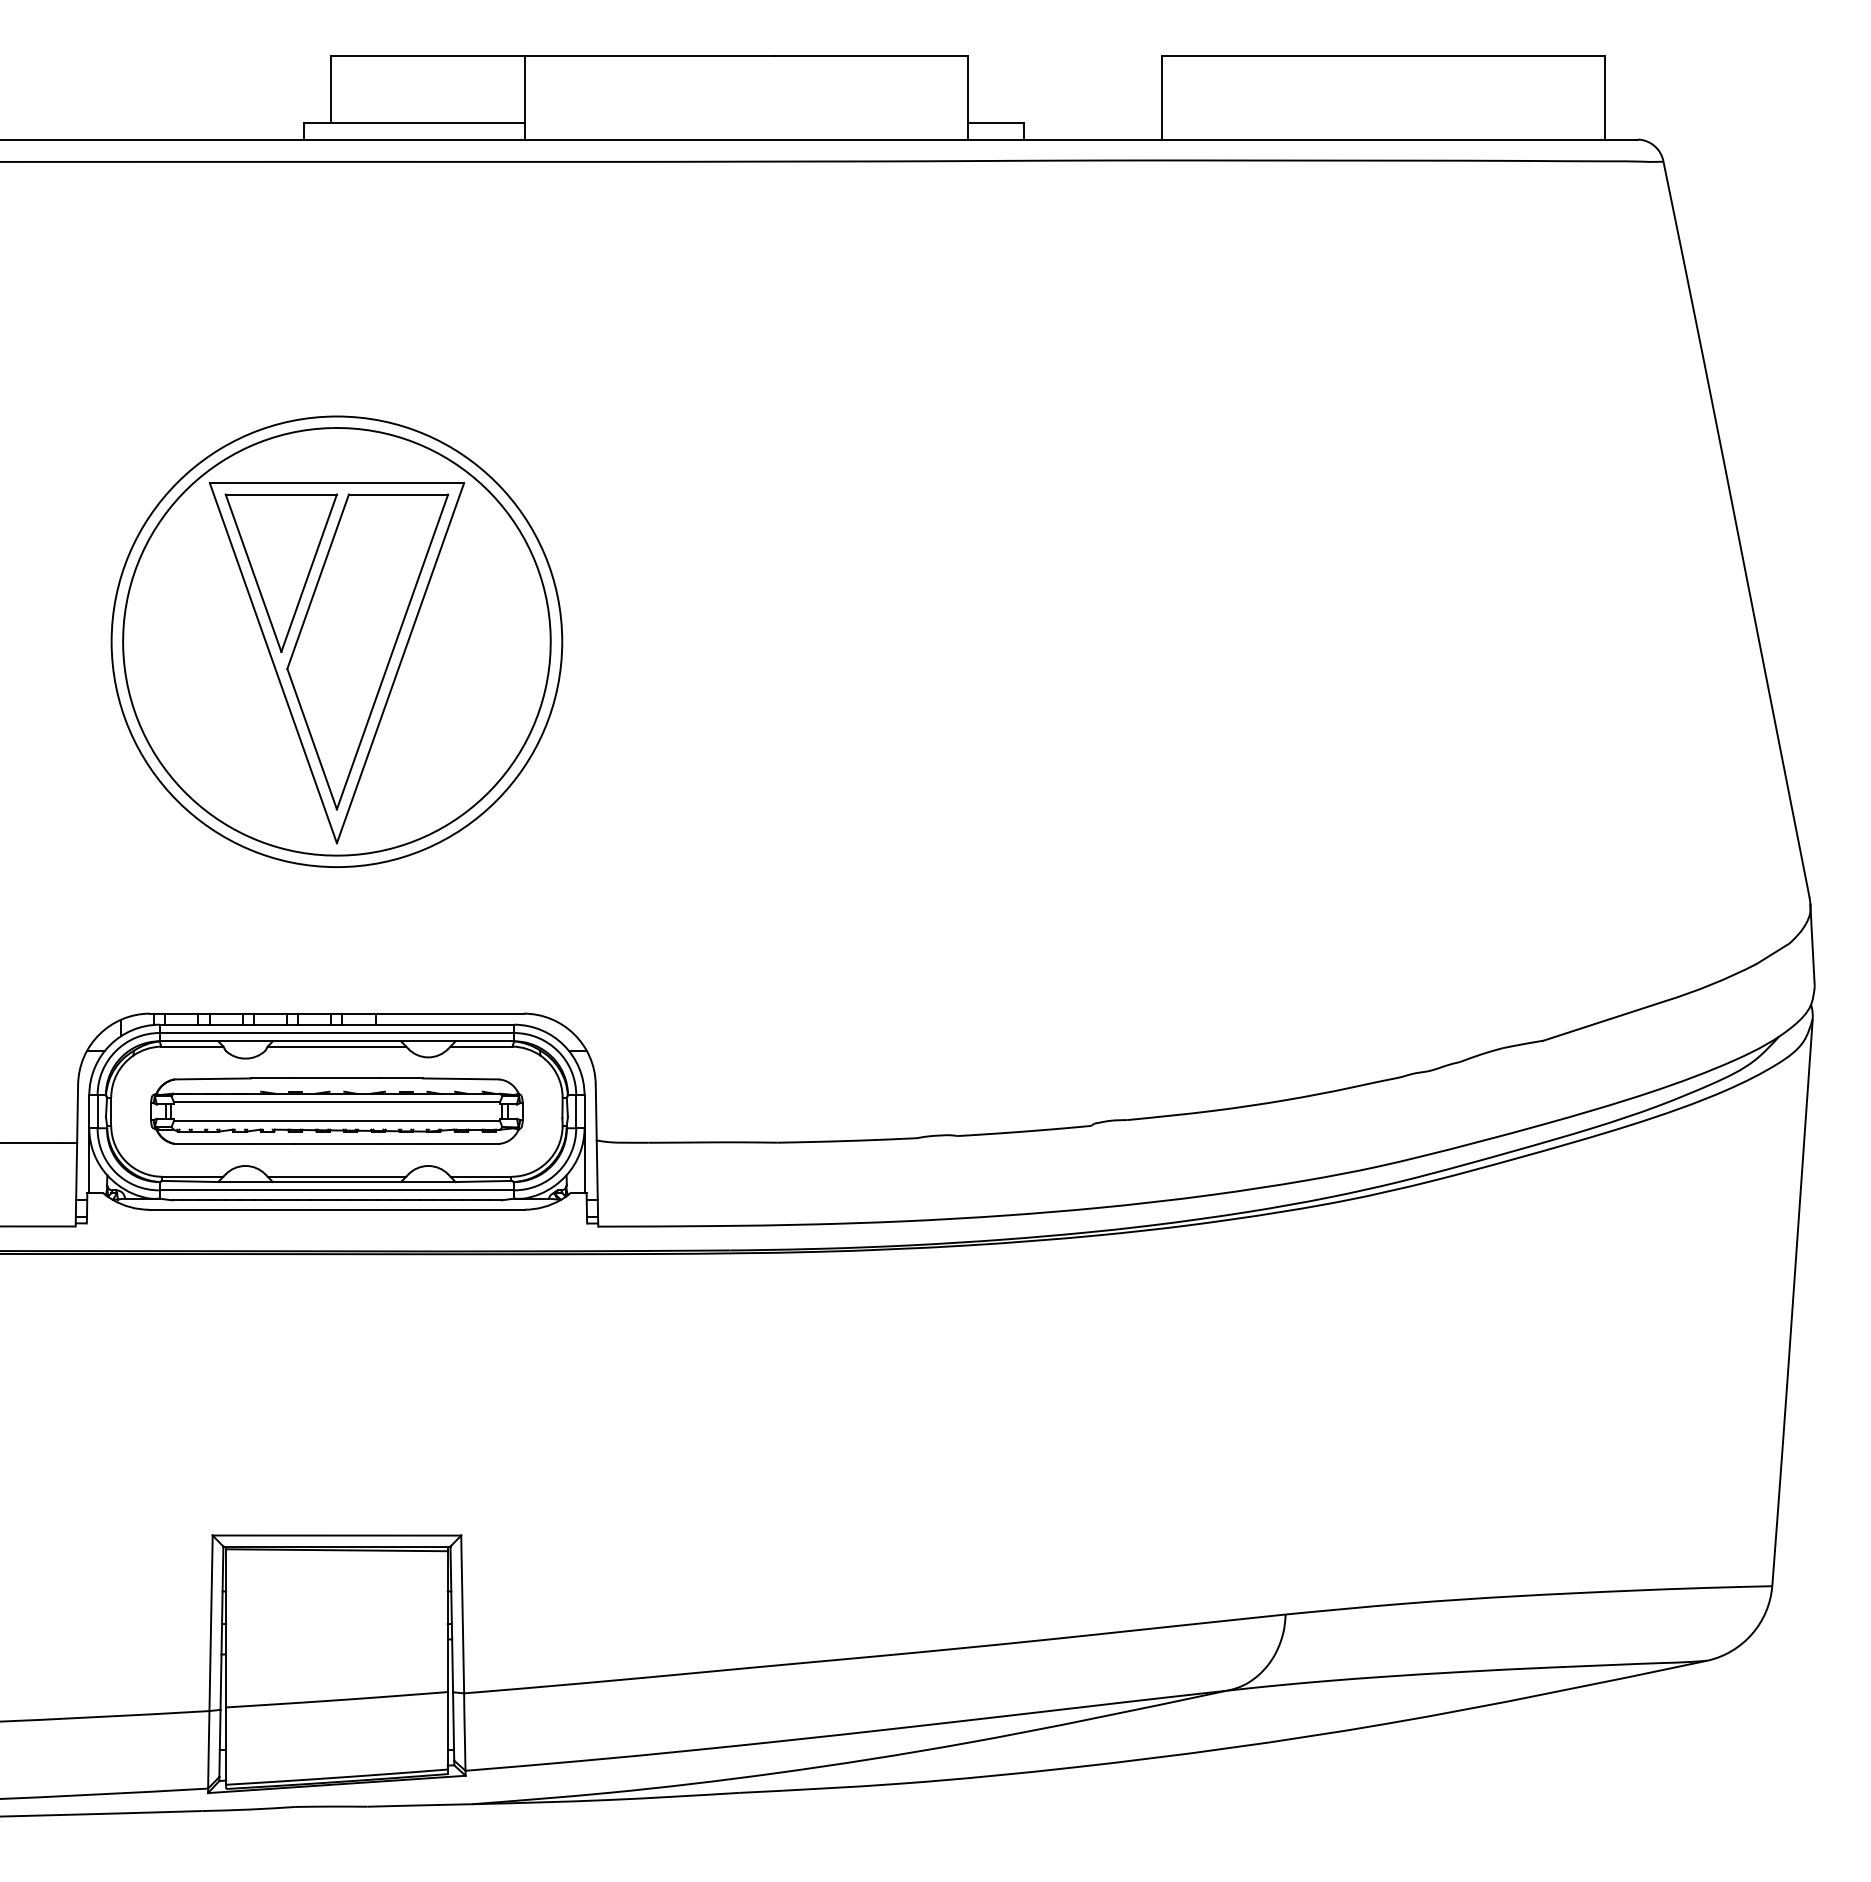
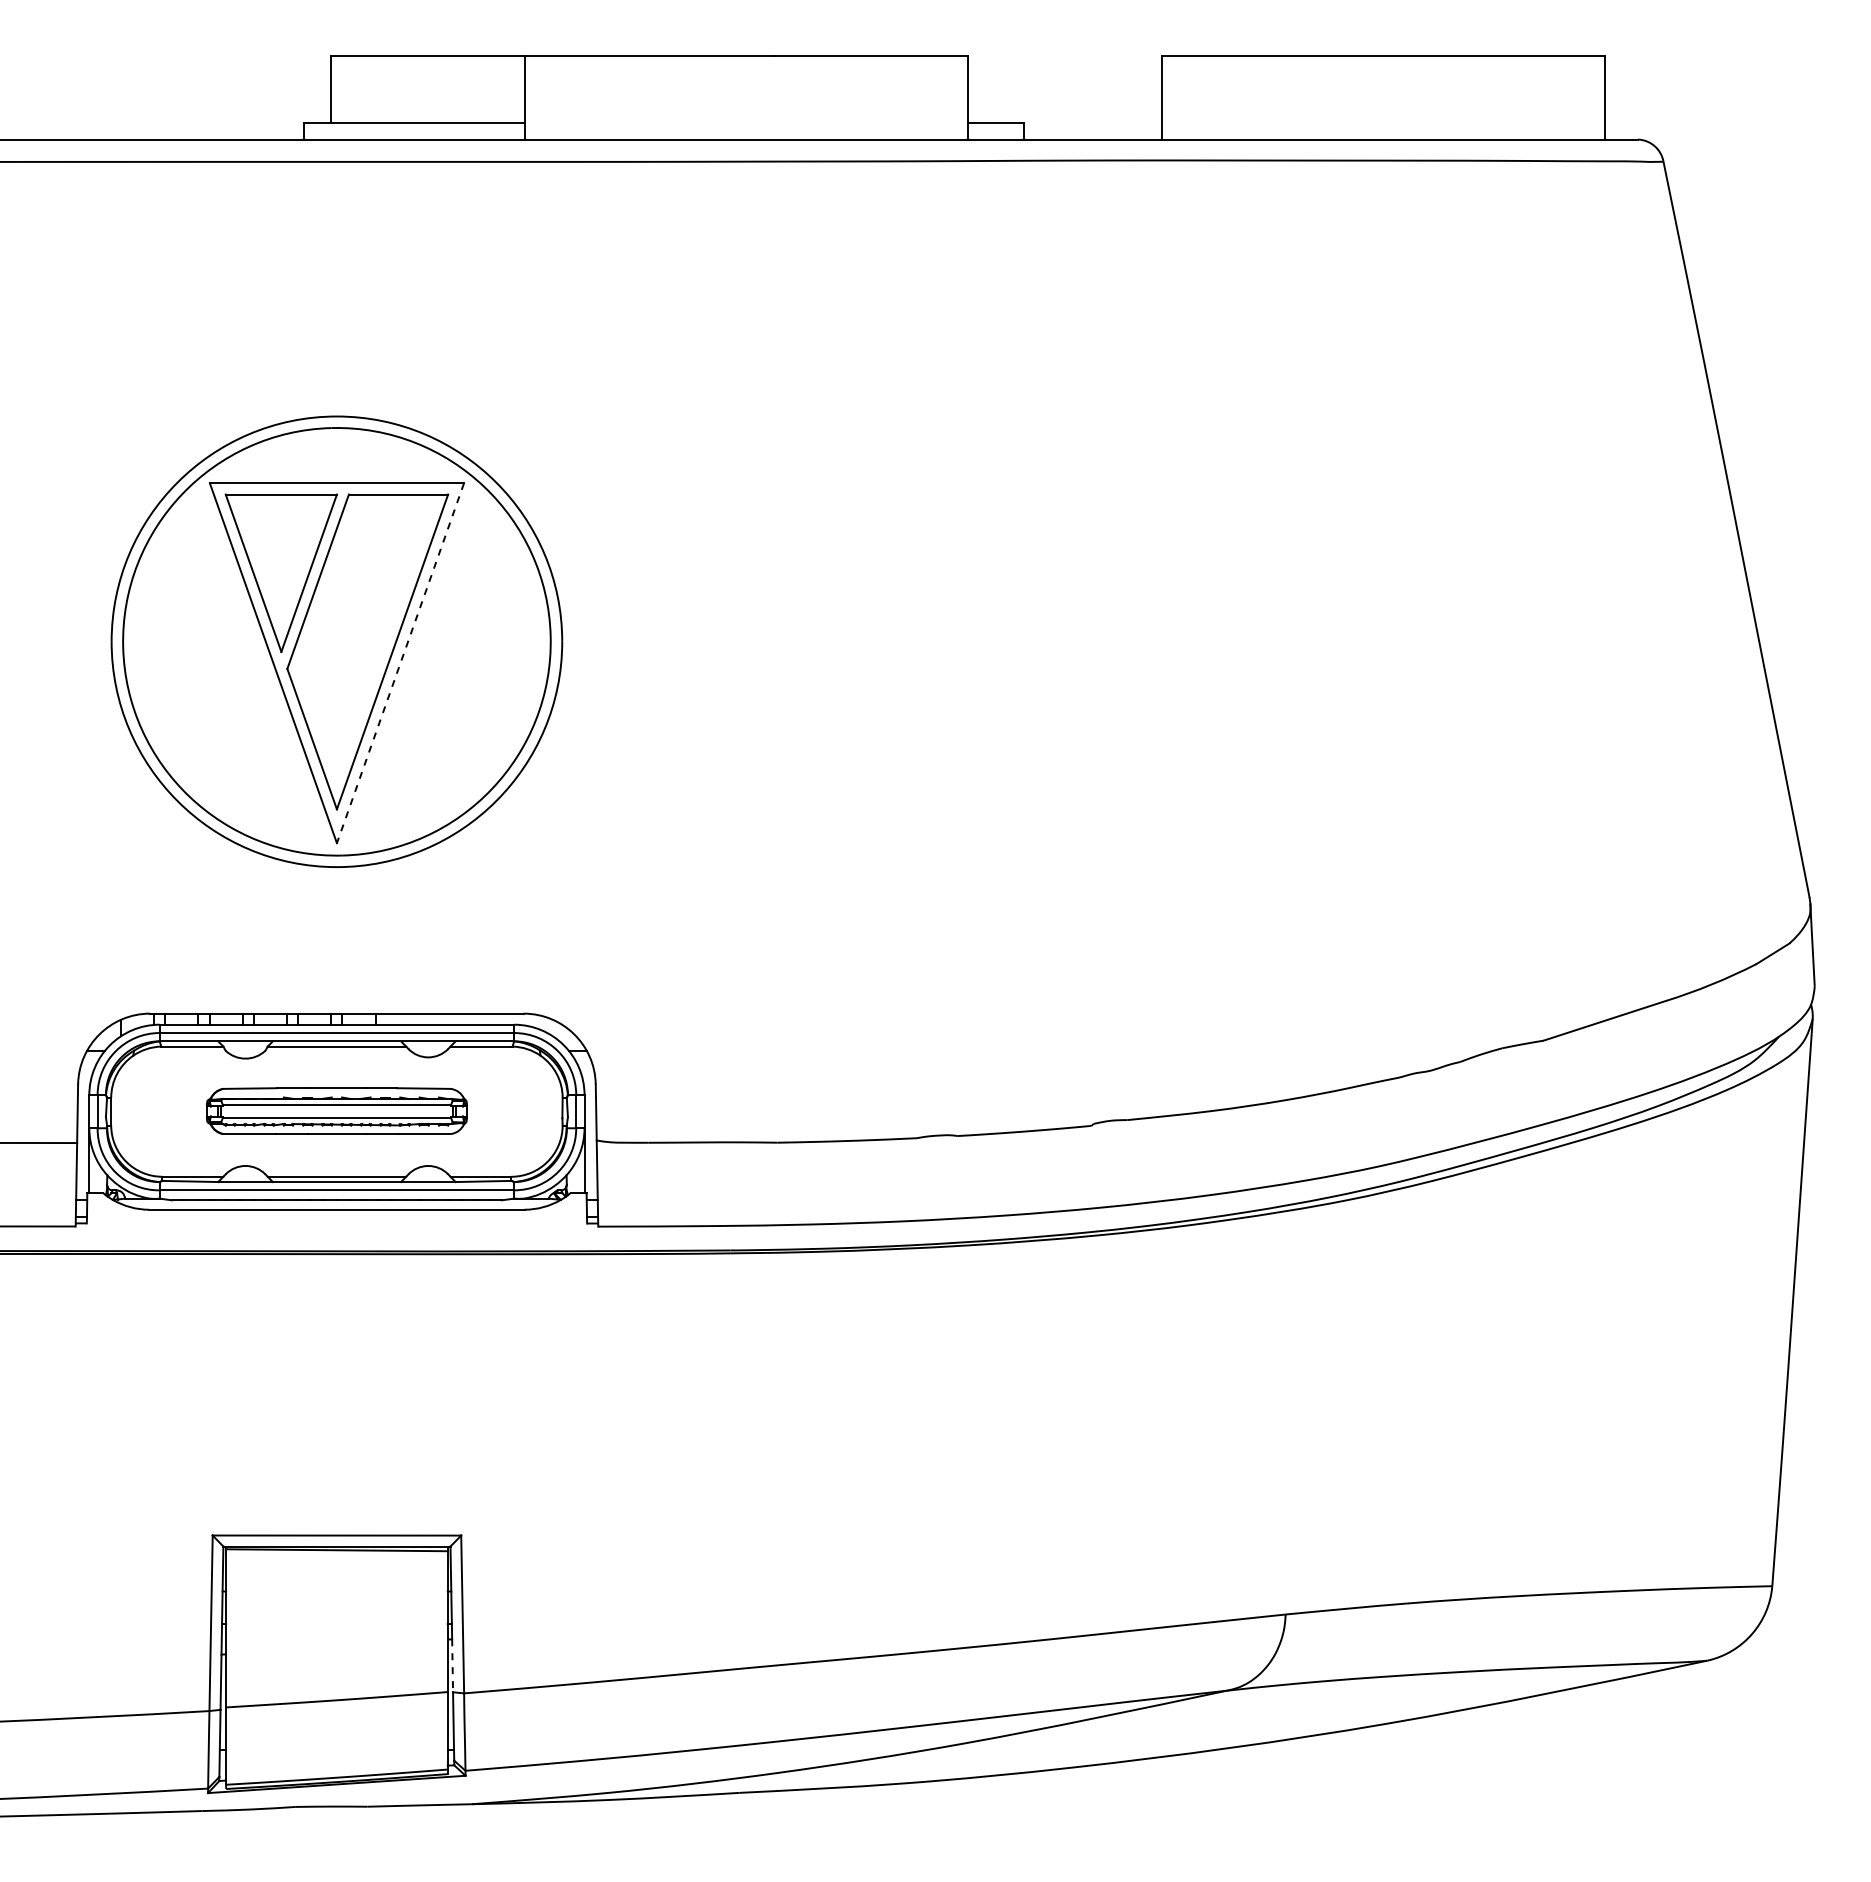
line: solid -> dashed (400, 663)
part size: 374x68 px -> 262x48 px (336, 1110)
line: solid -> dashed (452, 1666)
